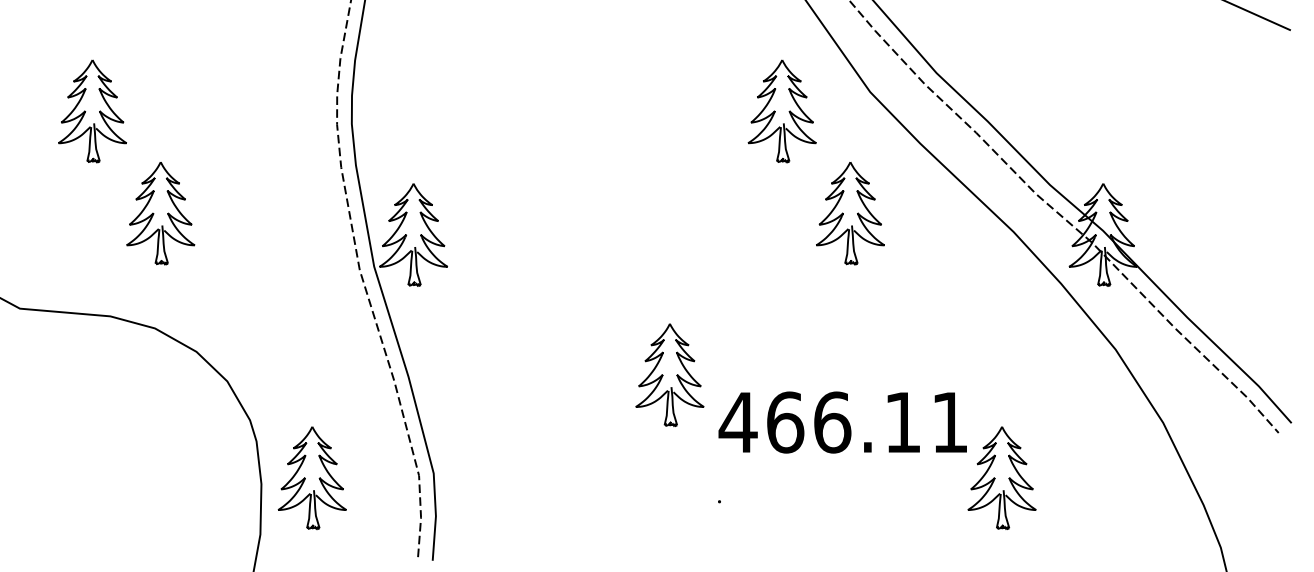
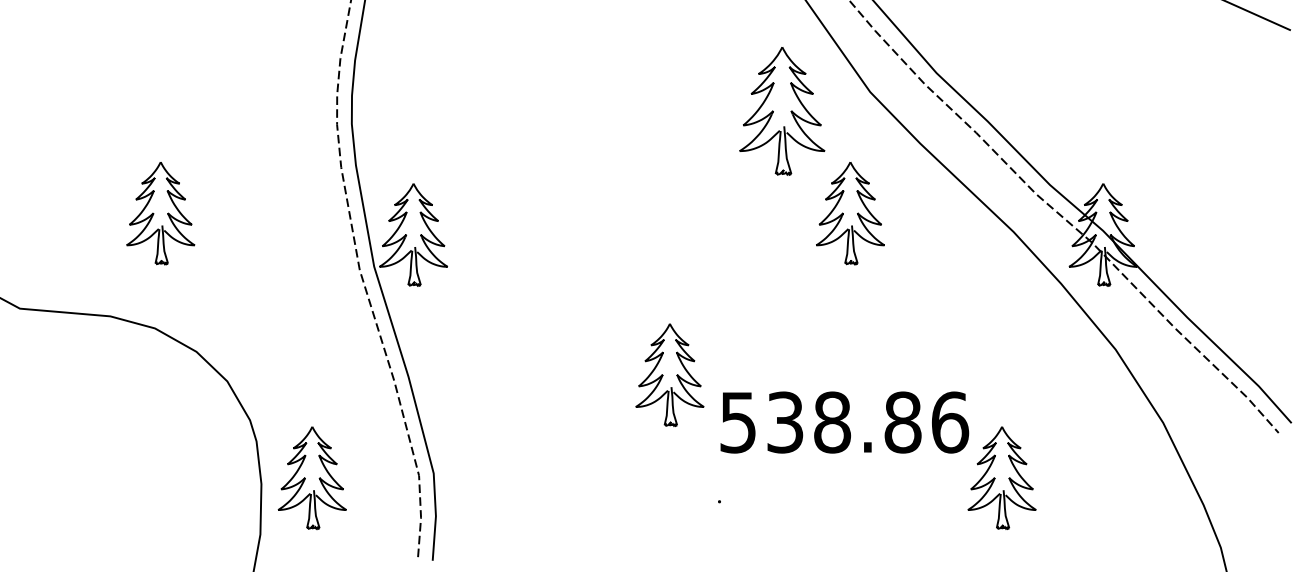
part: present -> none (92, 111)
part size: 70x105 px -> 87x129 px (782, 111)
text: 466.11 -> 538.86 (843, 422)
